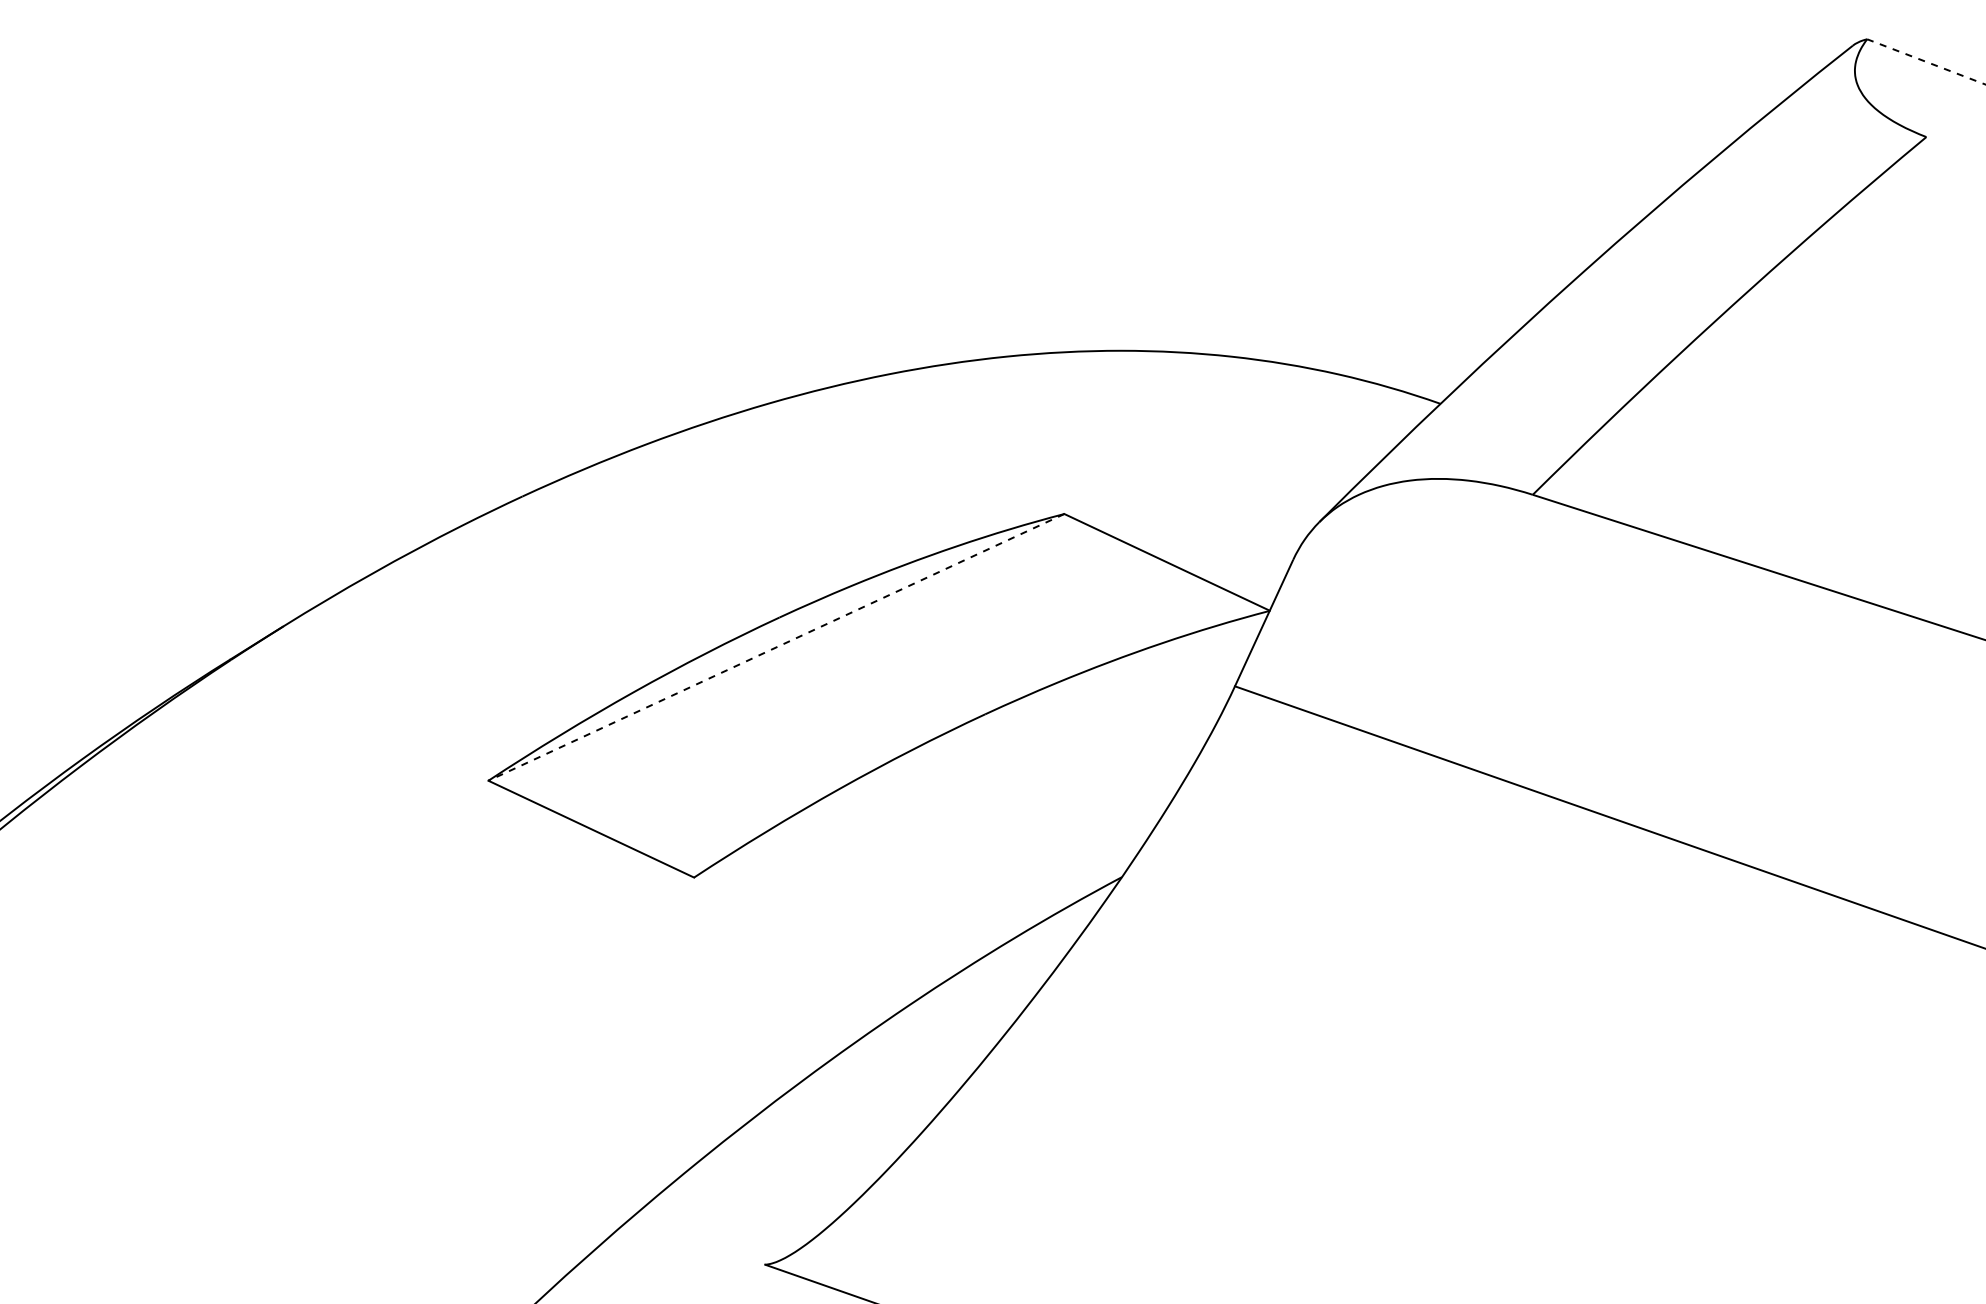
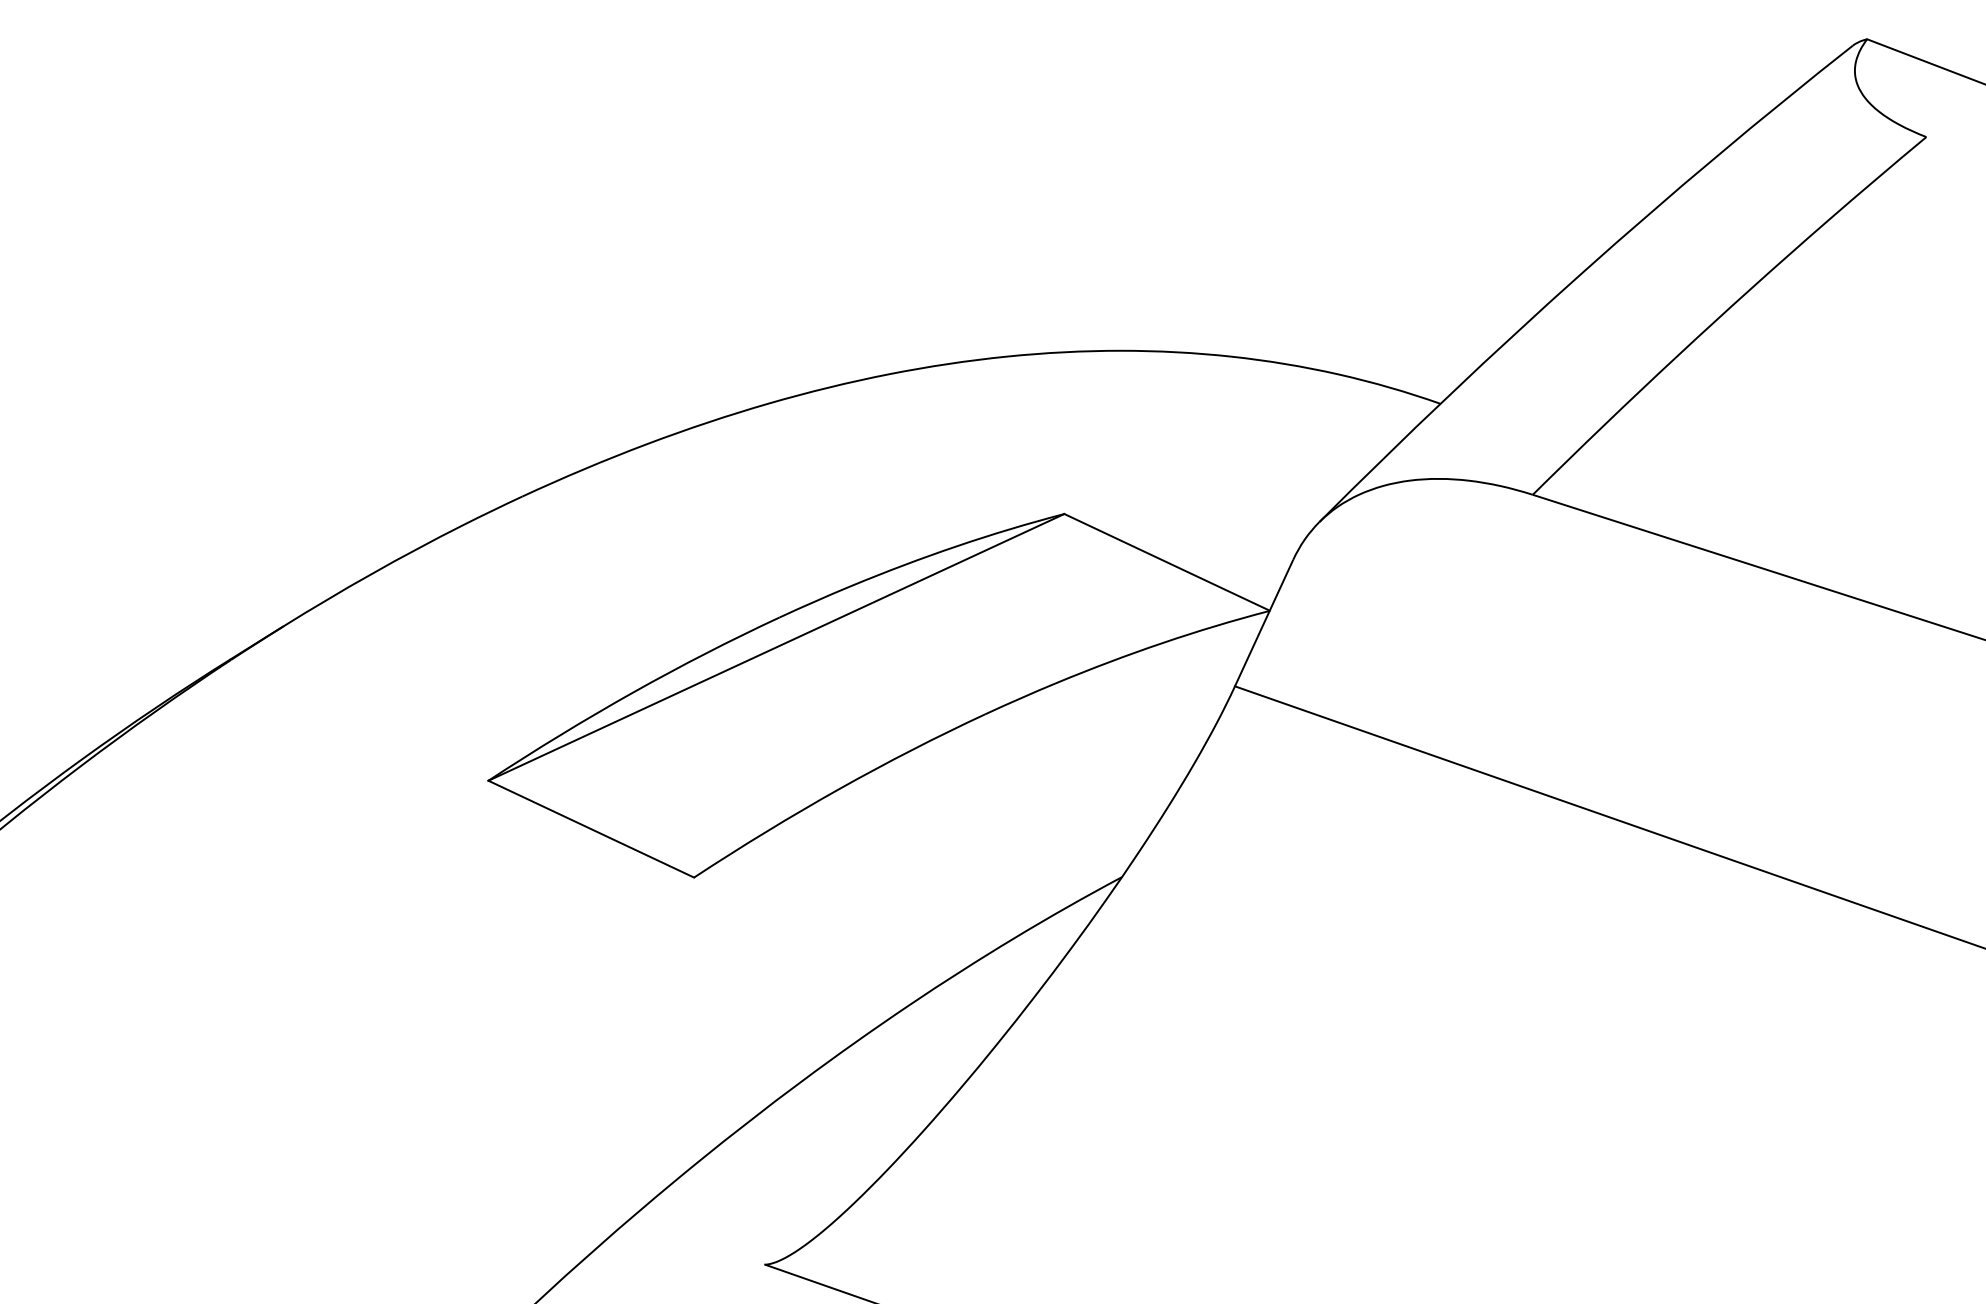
line: dashed -> solid (1925, 61)
line: dashed -> solid (775, 647)
